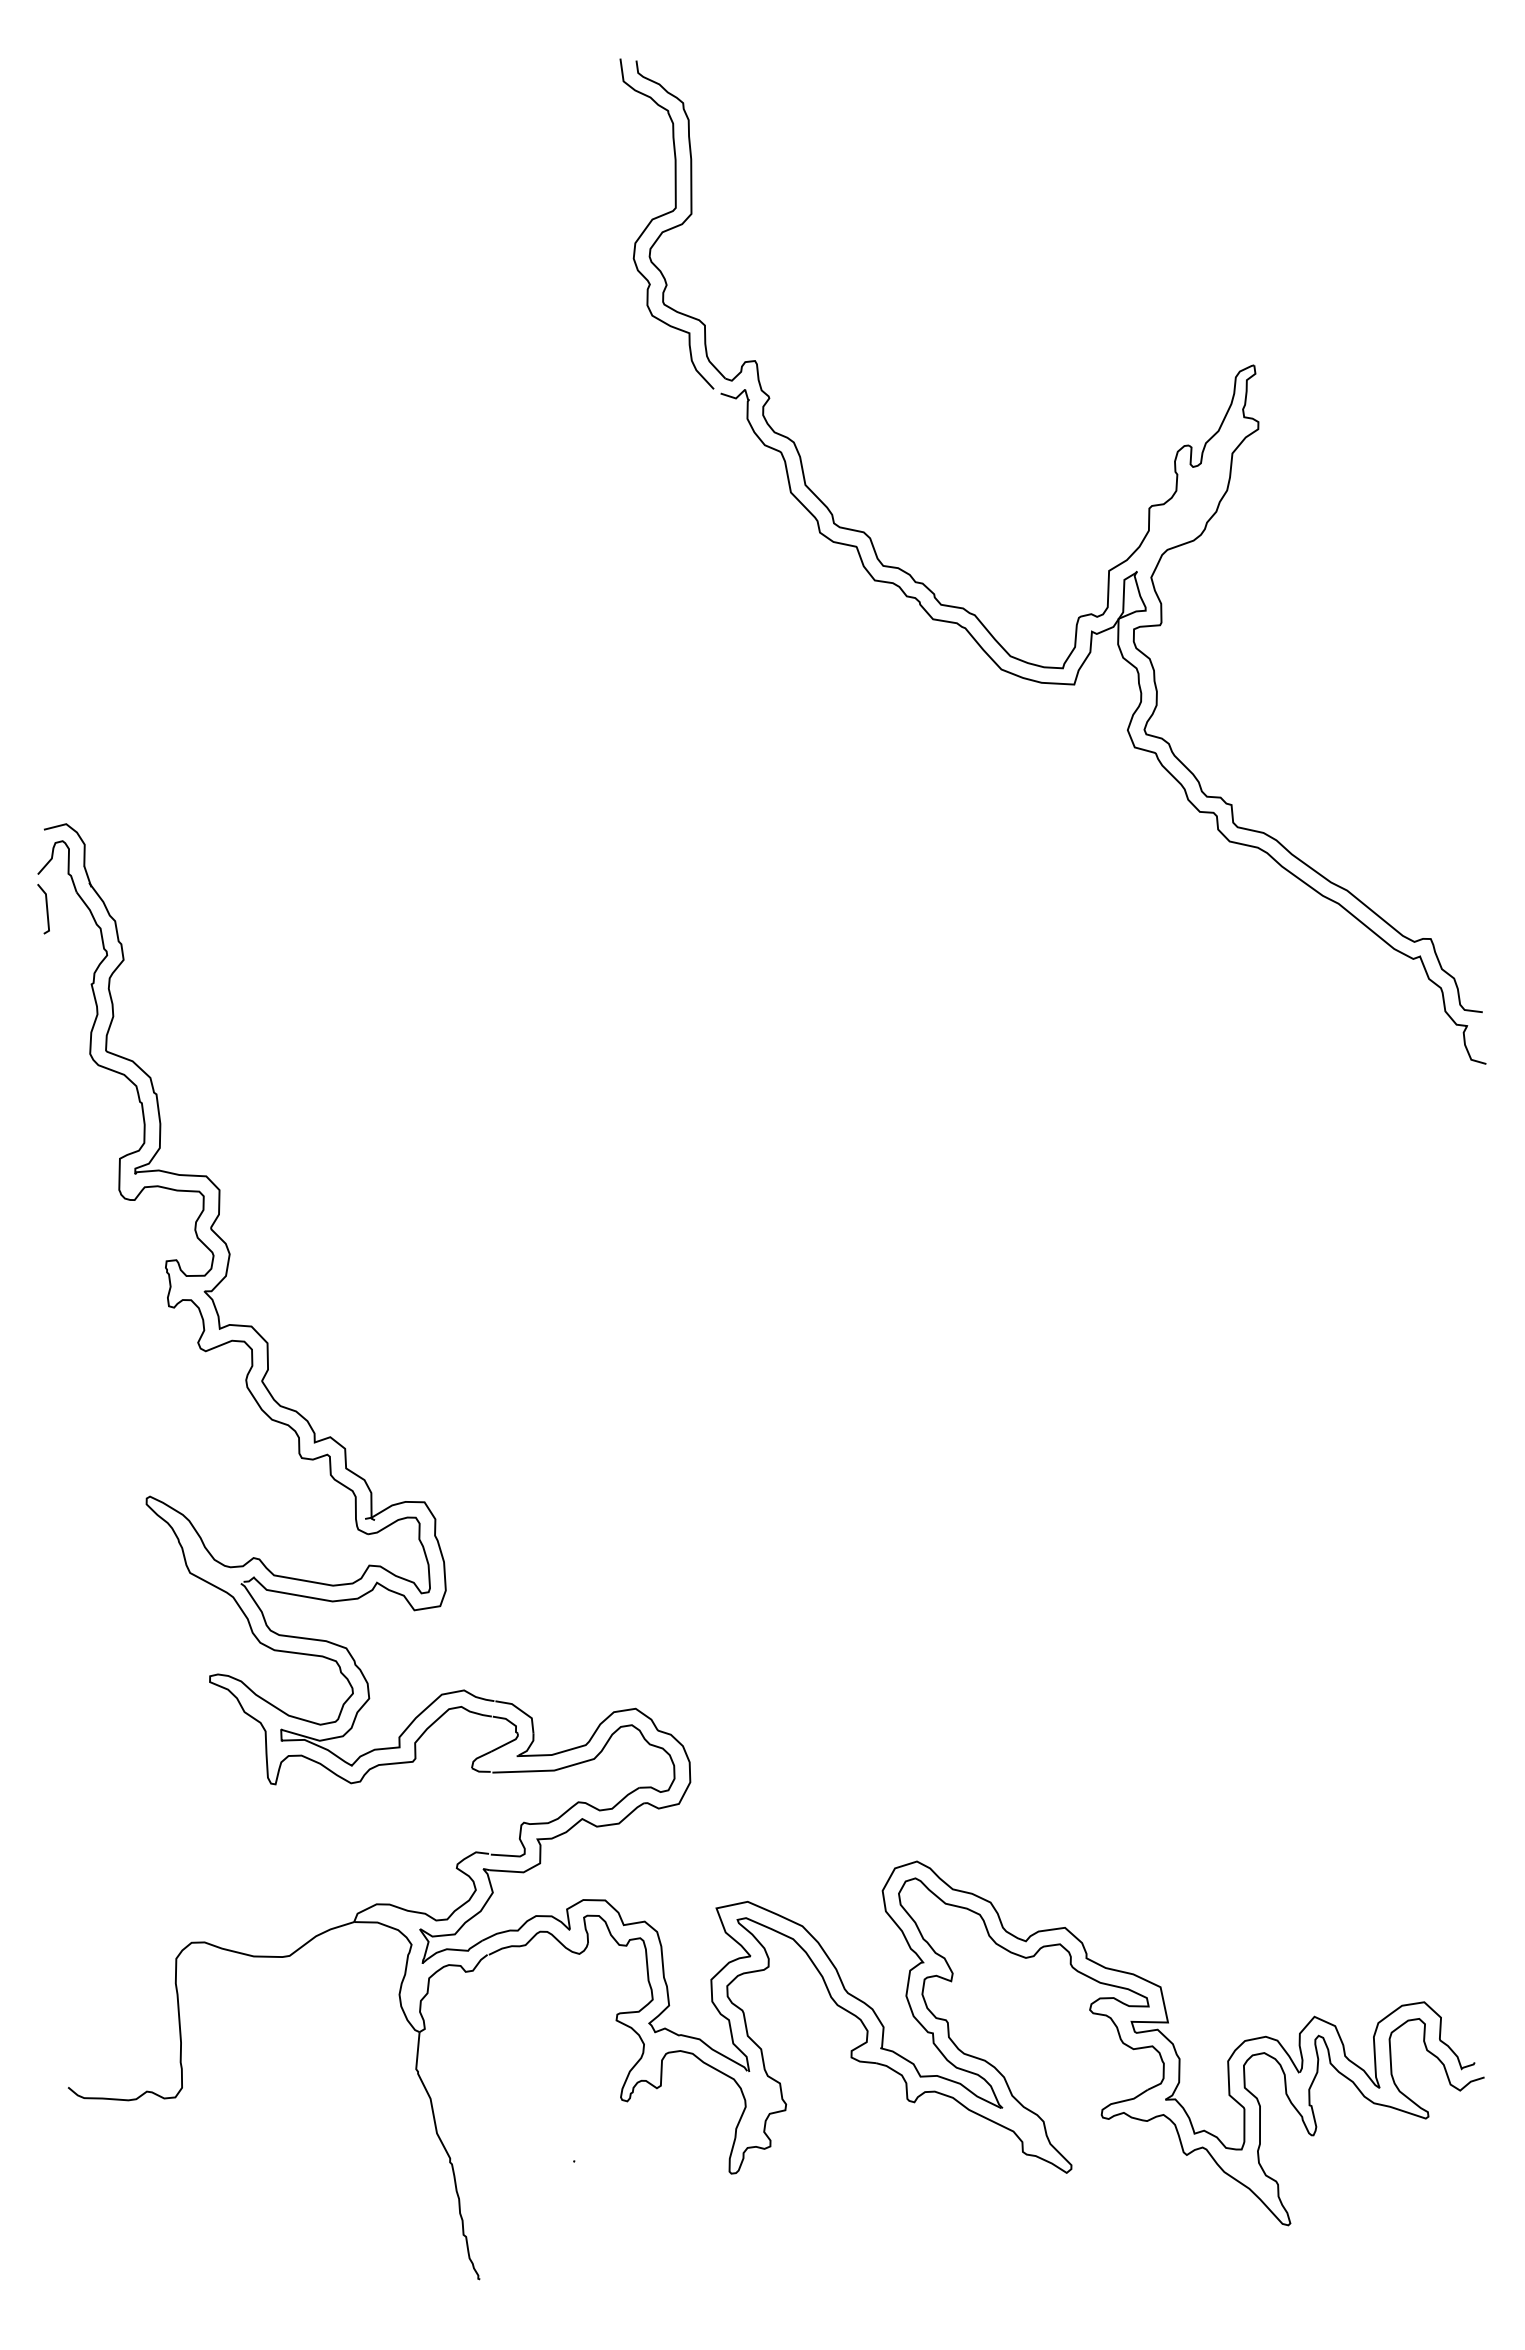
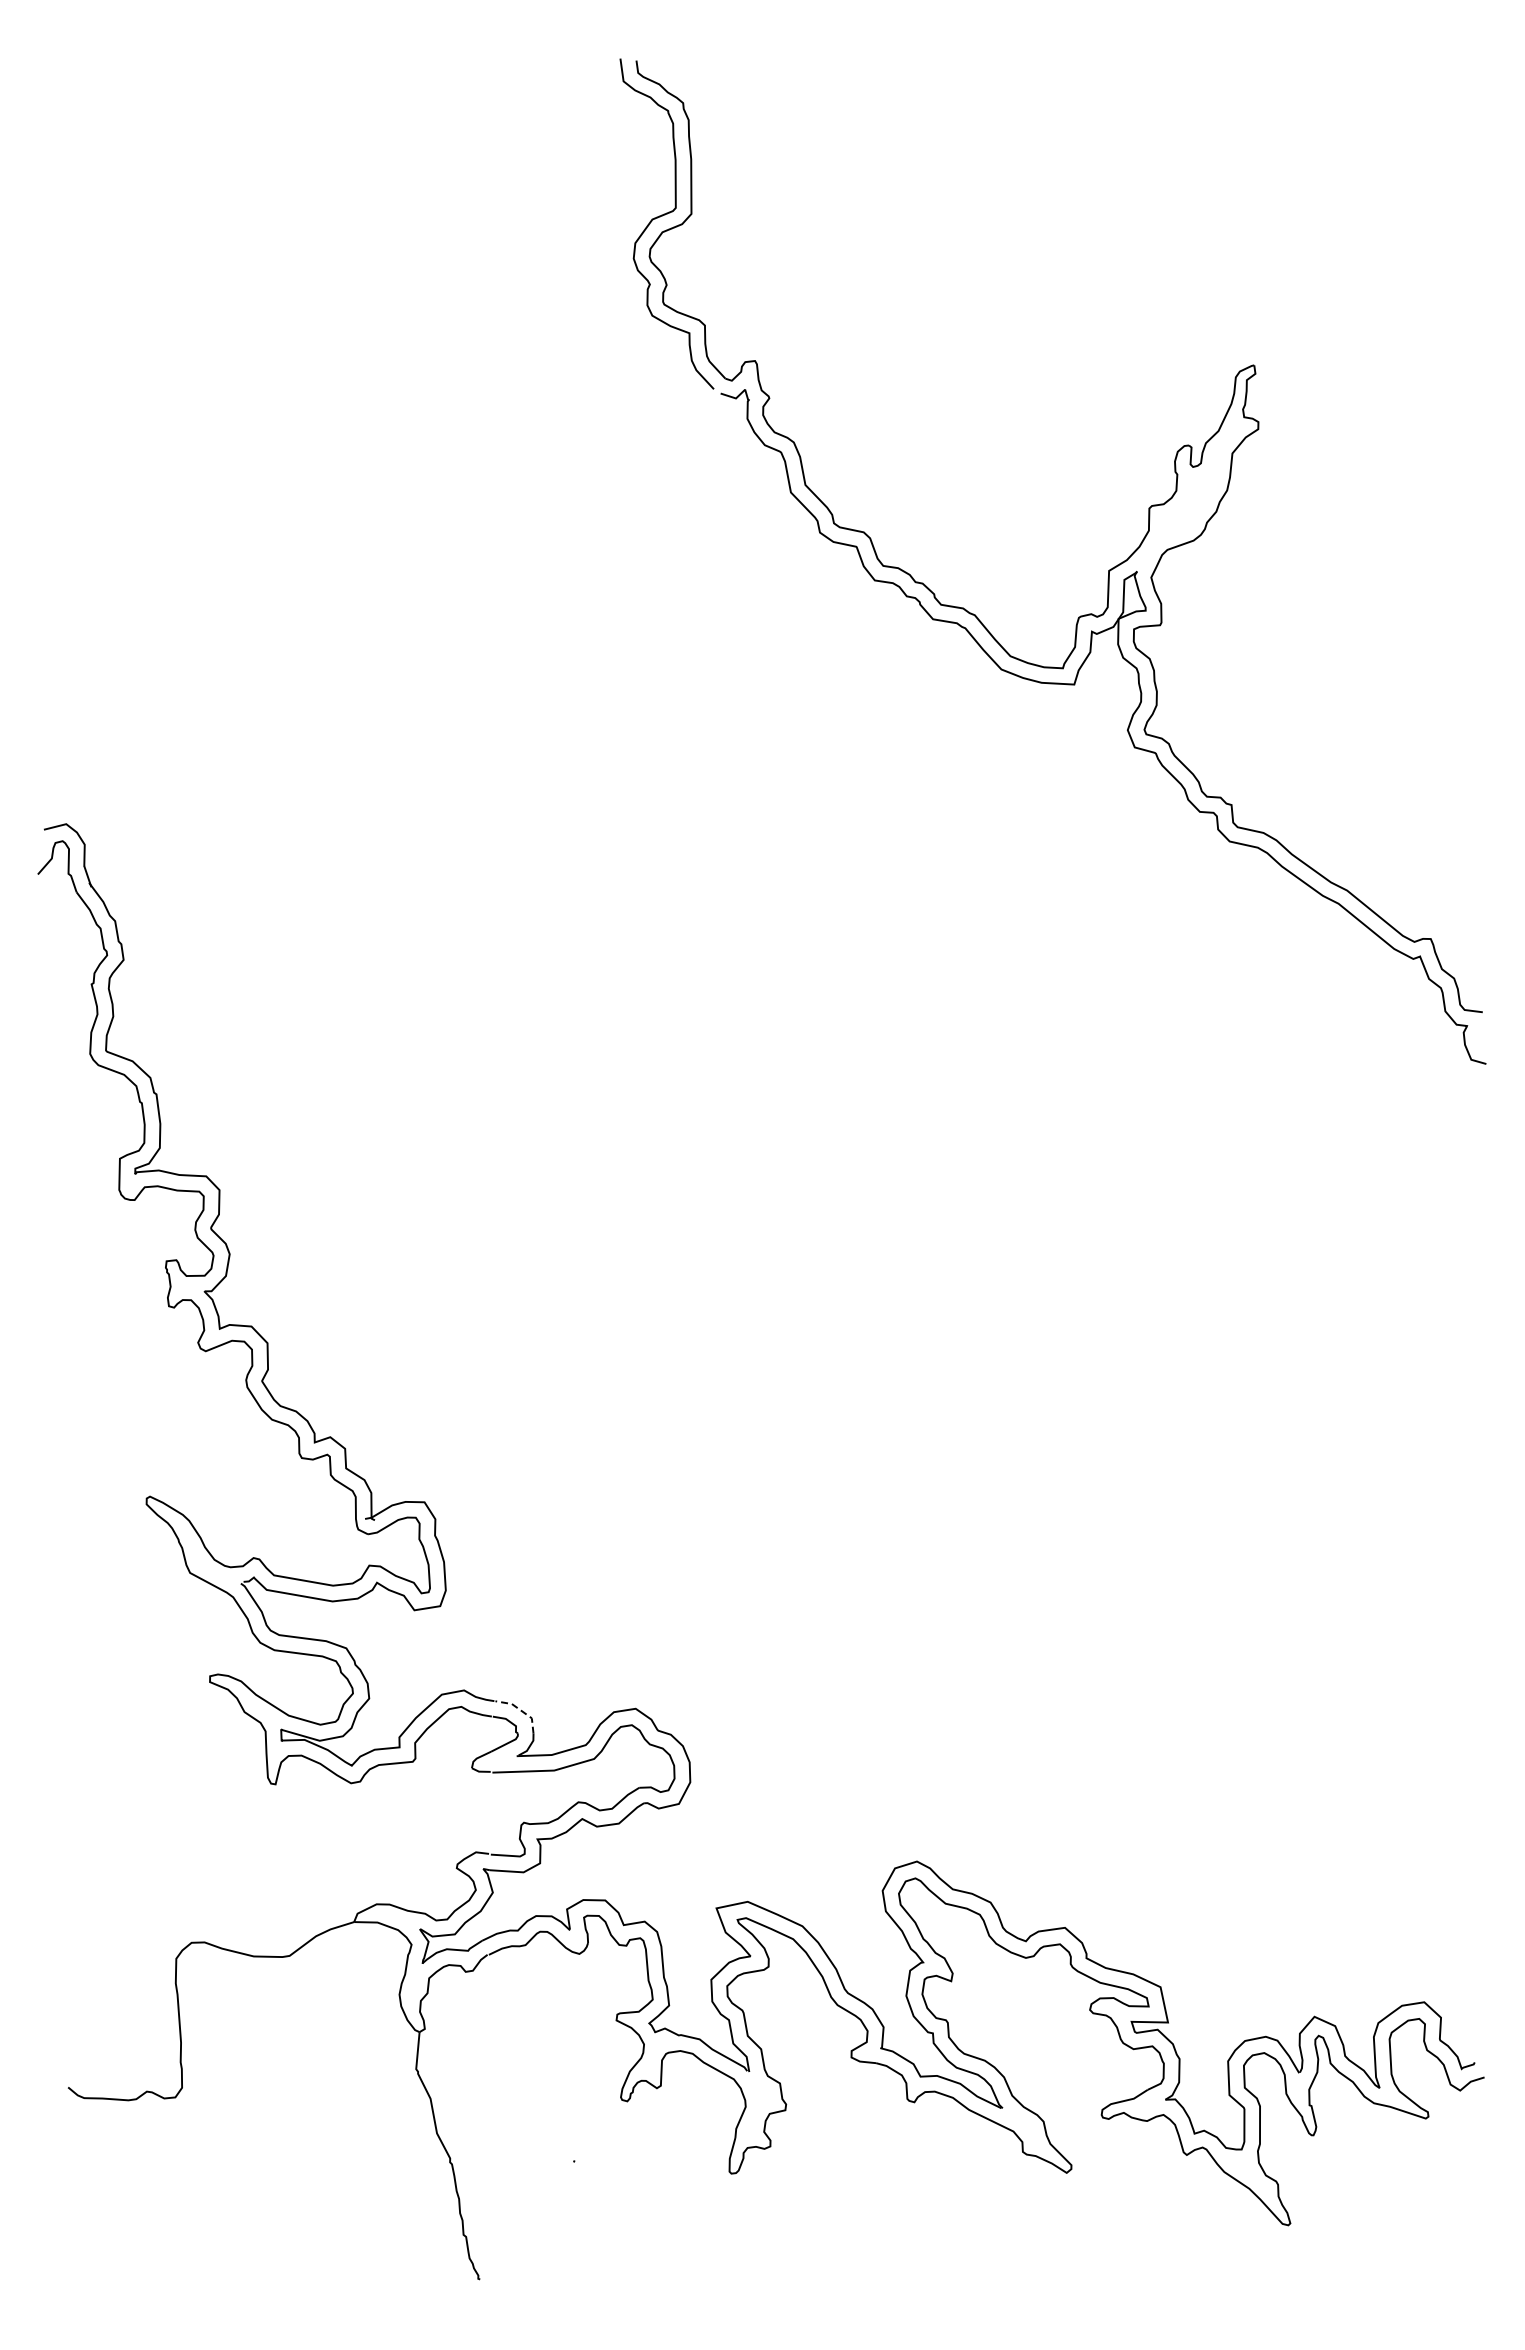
line: present -> none (46, 908)
line: solid -> dashed (521, 1710)
